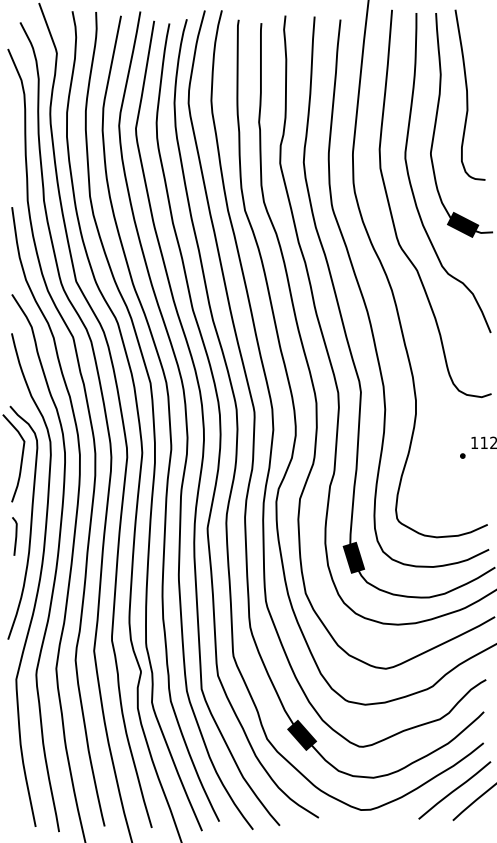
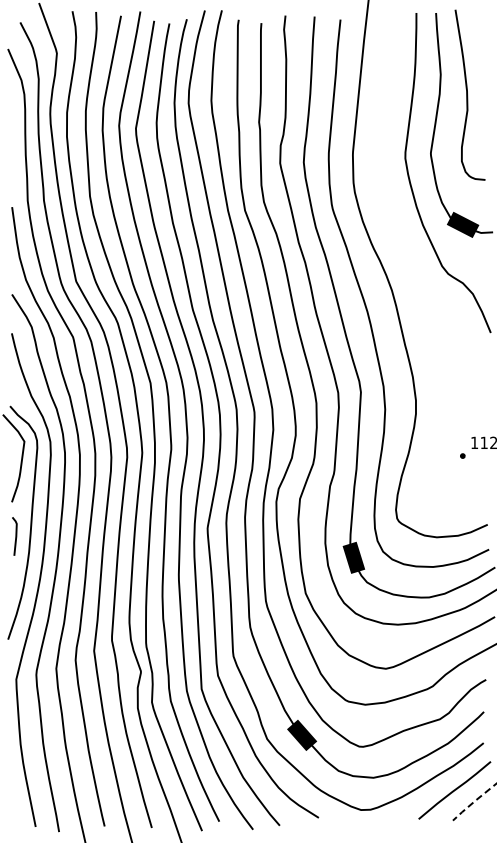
curve: present -> none (391, 209)
line: solid -> dashed (473, 802)
